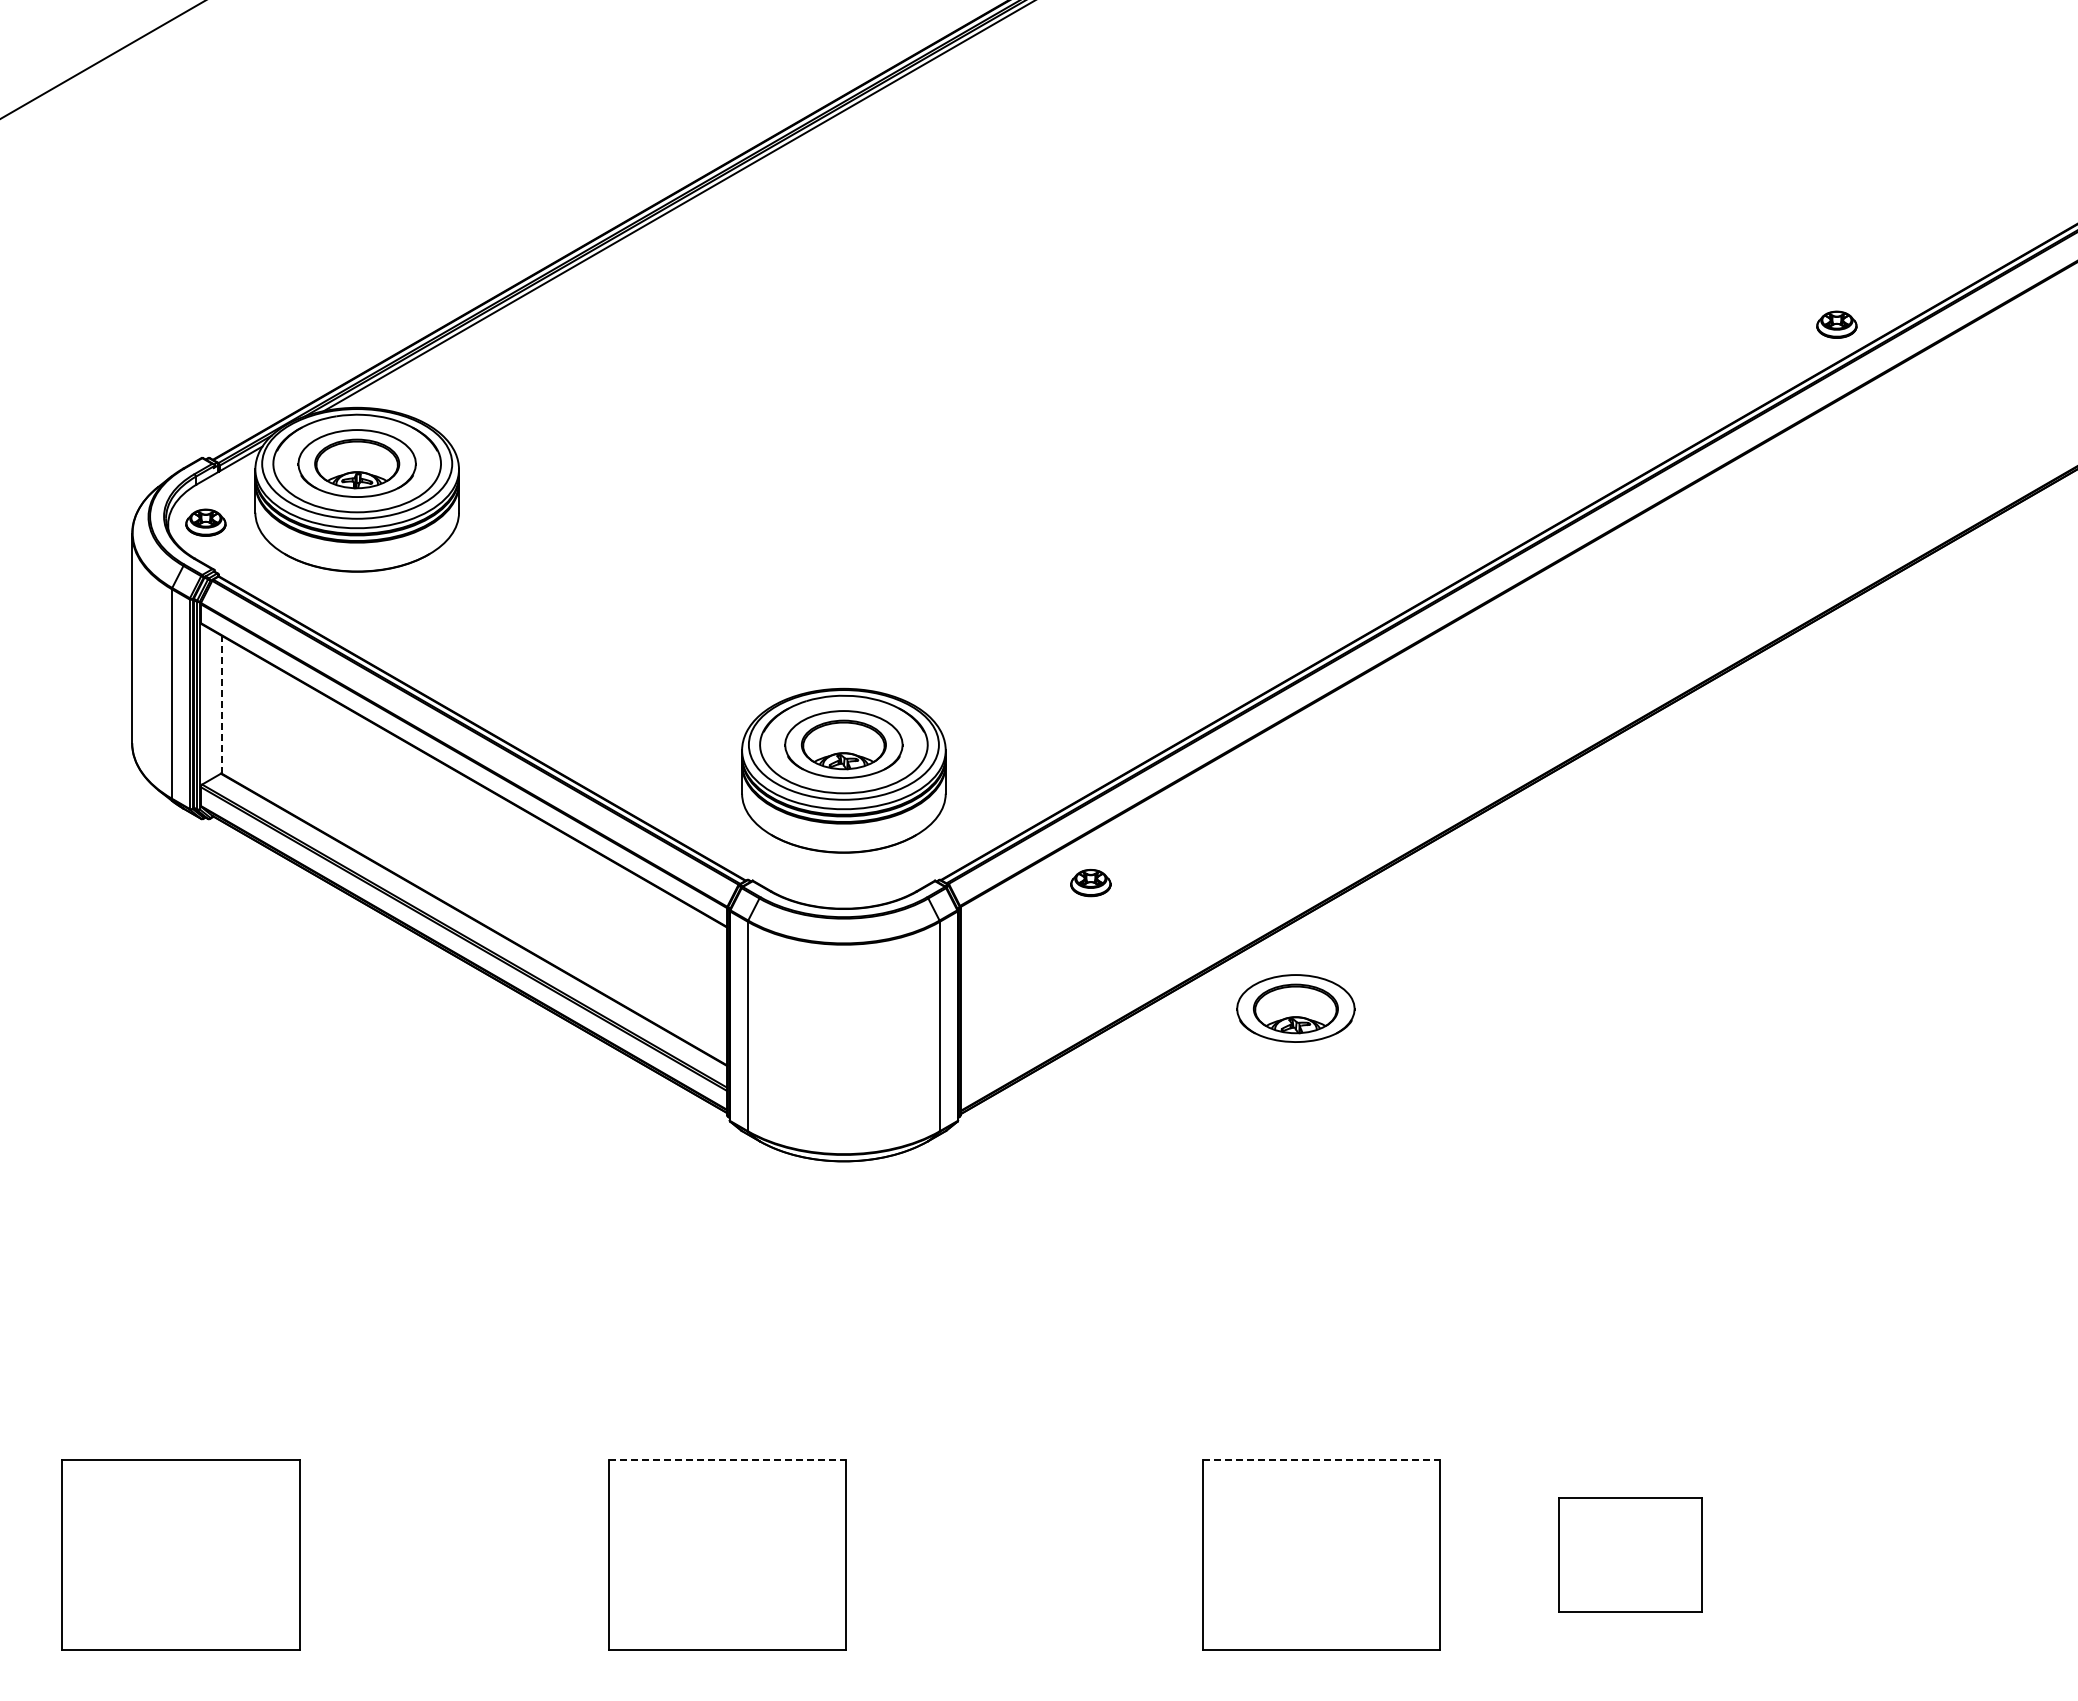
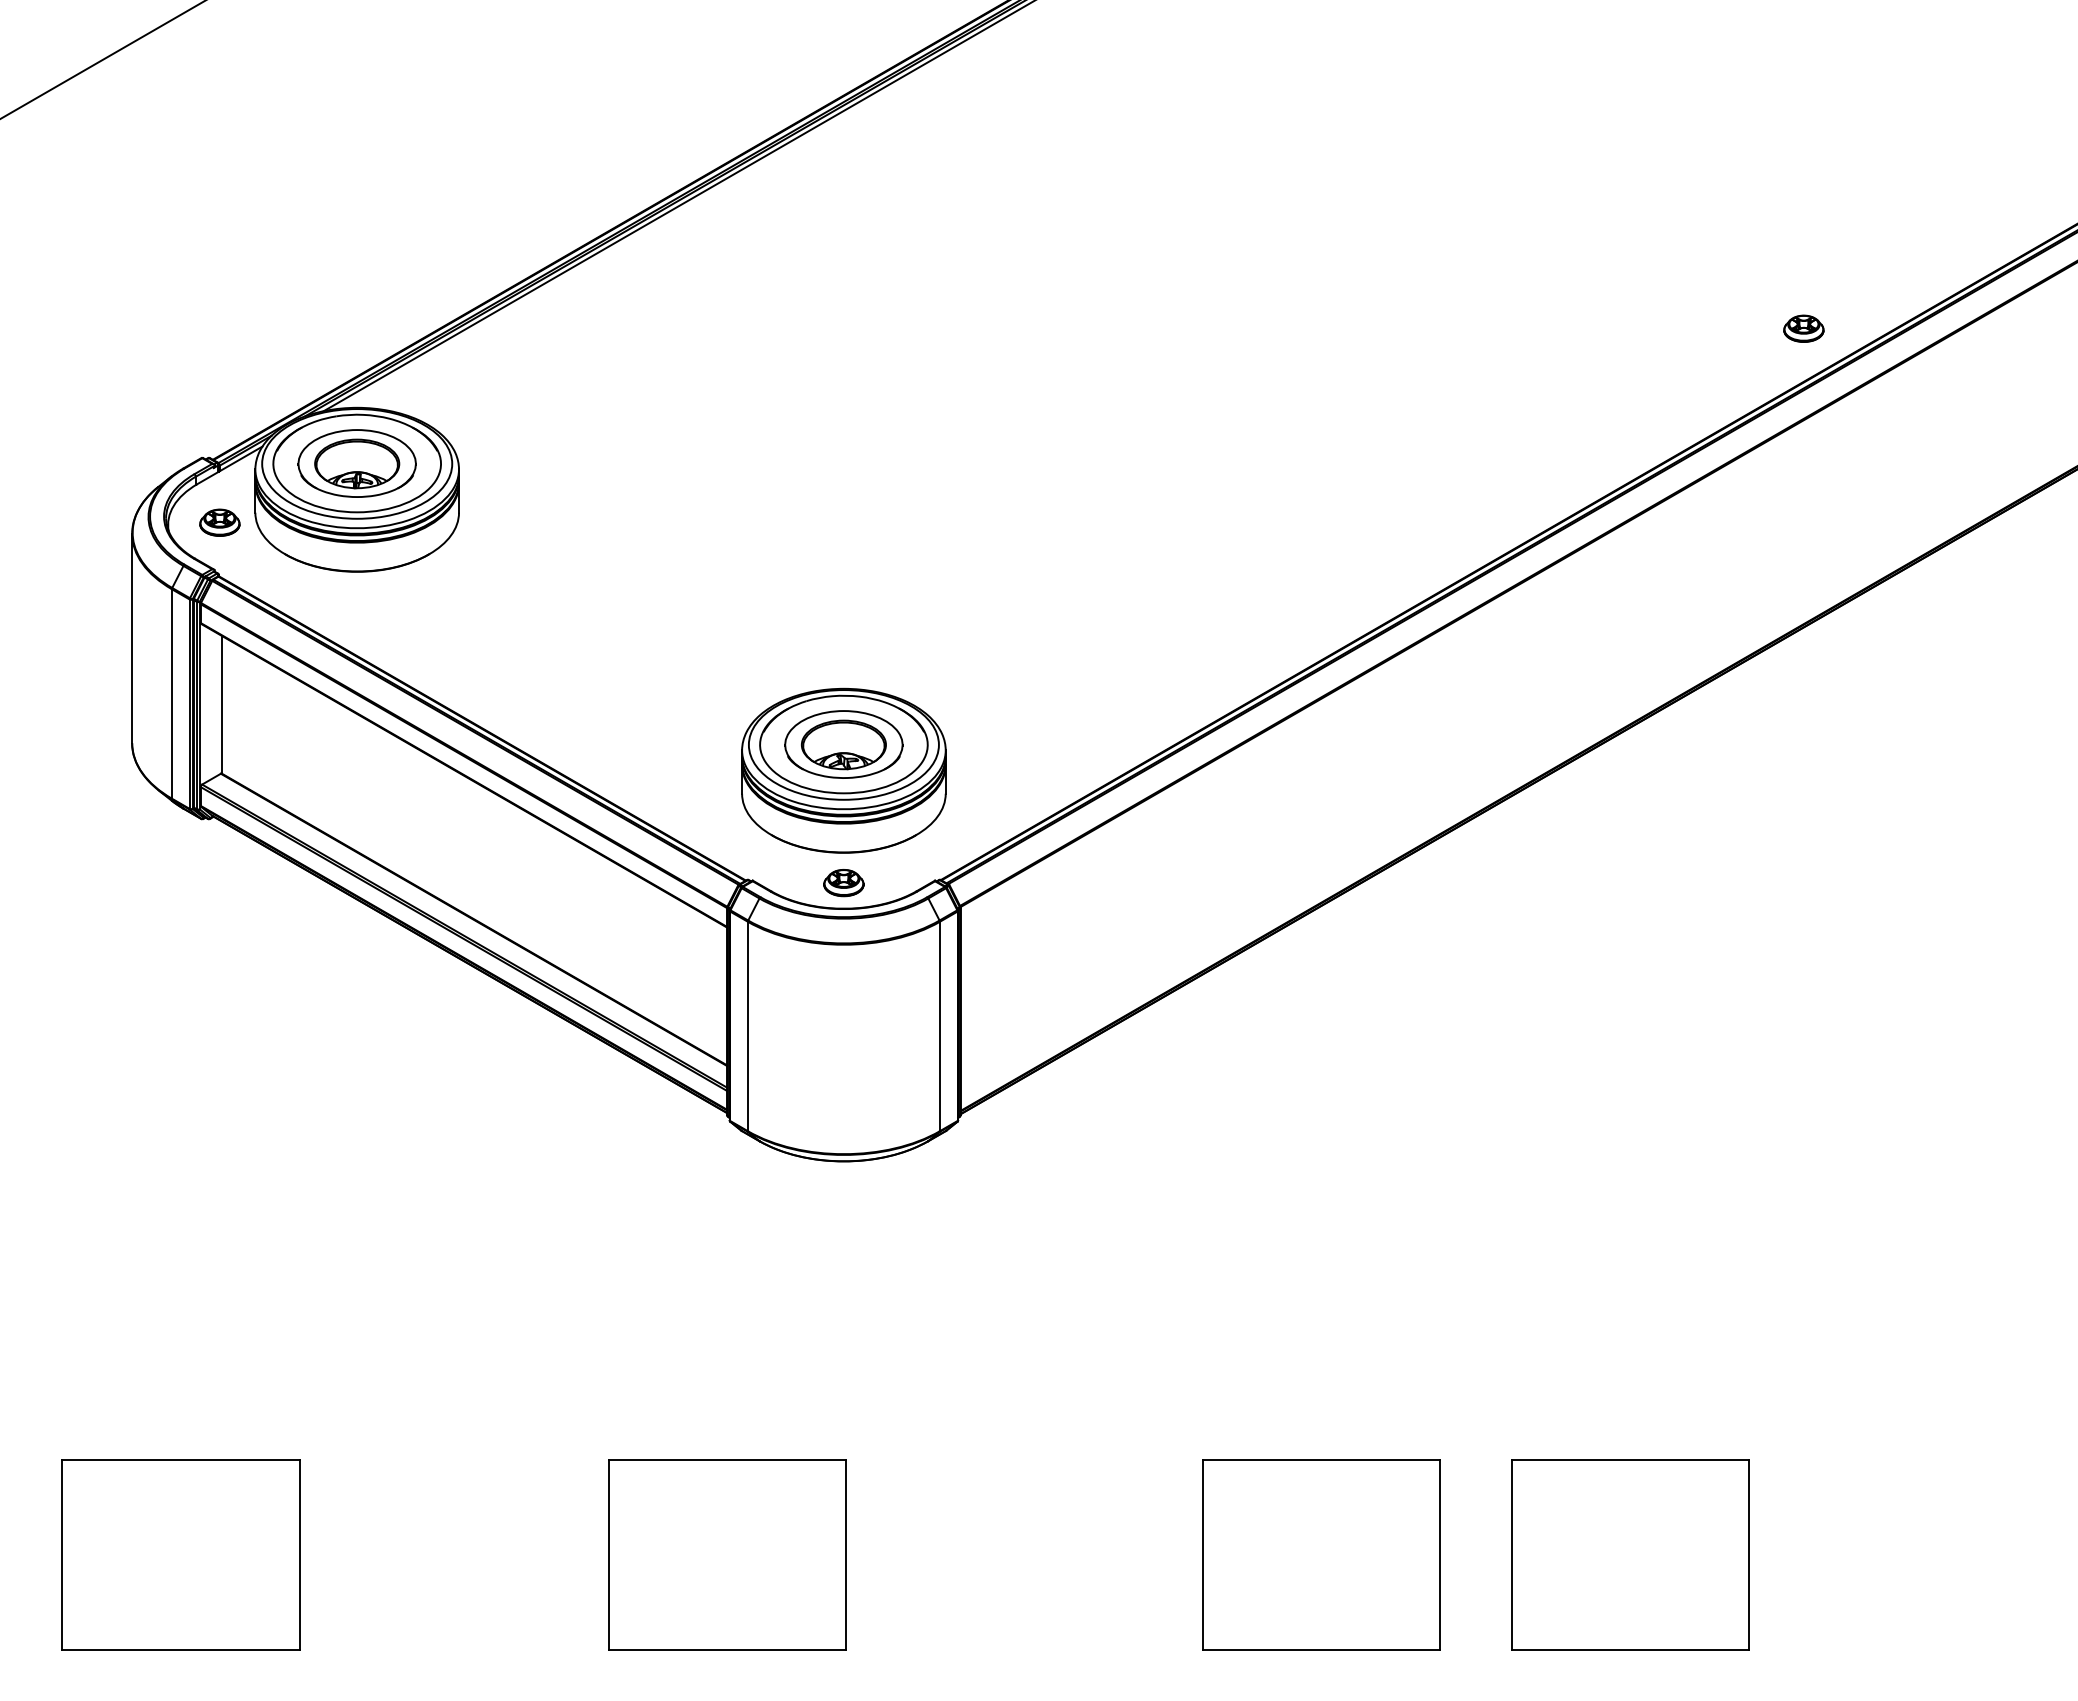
part position: (1836, 324) -> (1803, 328) (1803, 328)
part position: (205, 522) -> (219, 522) (219, 522)
line: dashed -> solid (222, 705)
part position: (1090, 883) -> (843, 883) (843, 883)
part: present -> none (1295, 1008)
line: dashed -> solid (727, 1459)
line: dashed -> solid (1321, 1459)
part size: 145x116 px -> 239x192 px (1630, 1554)
